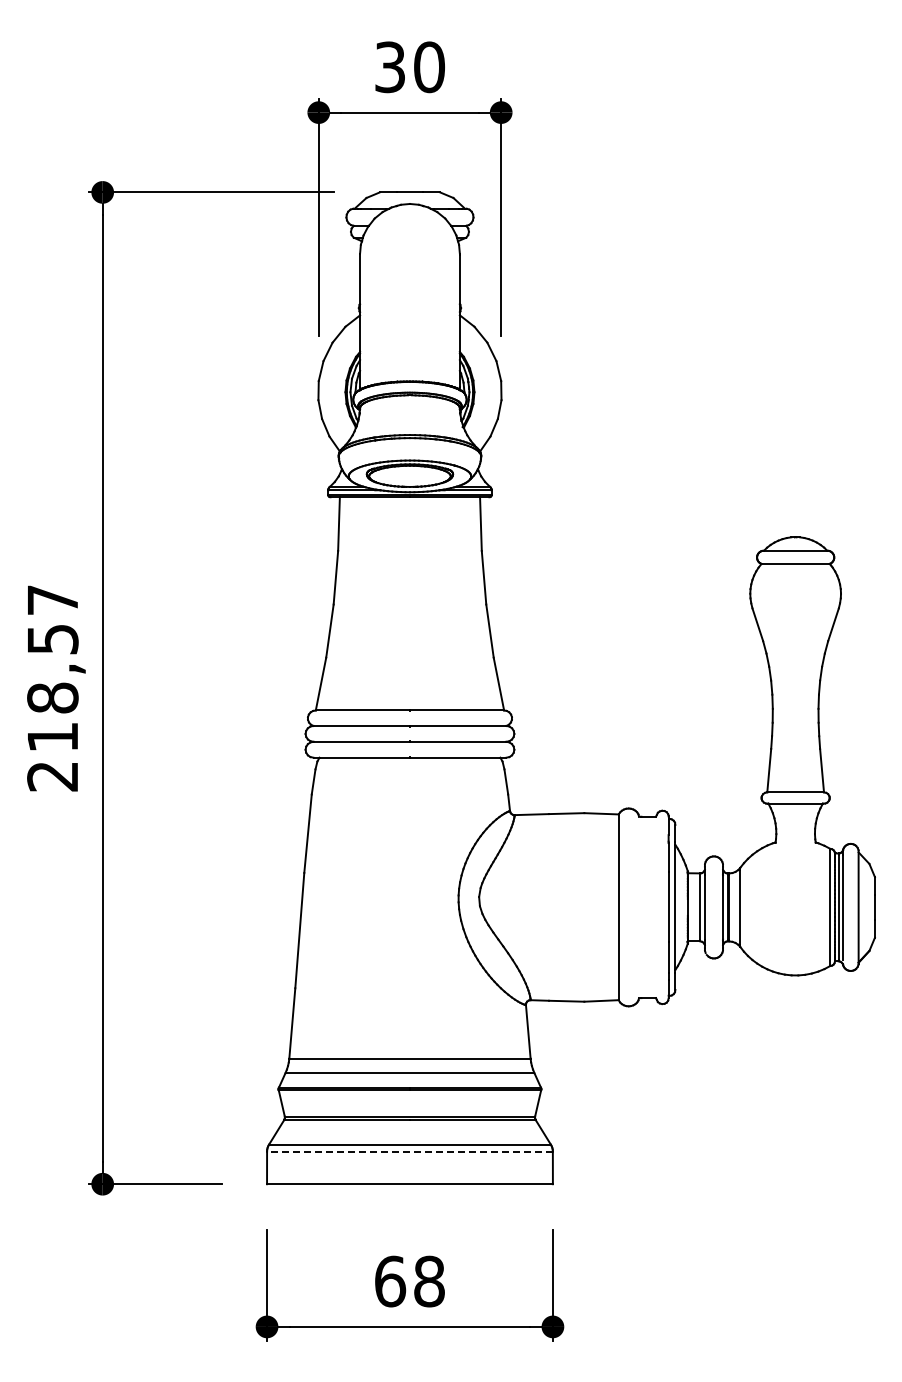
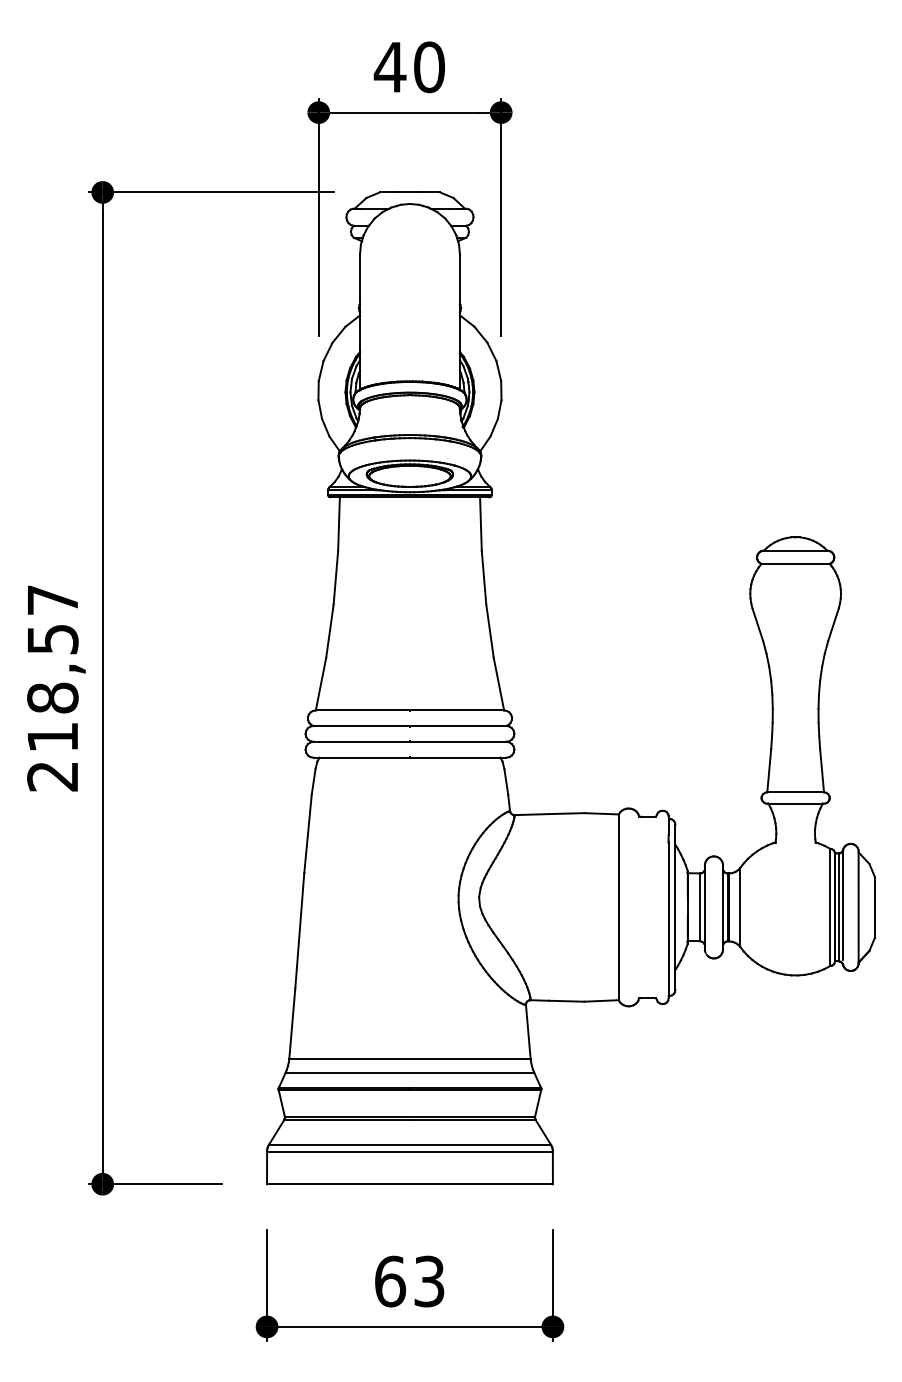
text: 30 -> 40 (389, 67)
line: dashed -> solid (409, 1151)
text: 68 -> 63 (429, 1281)
